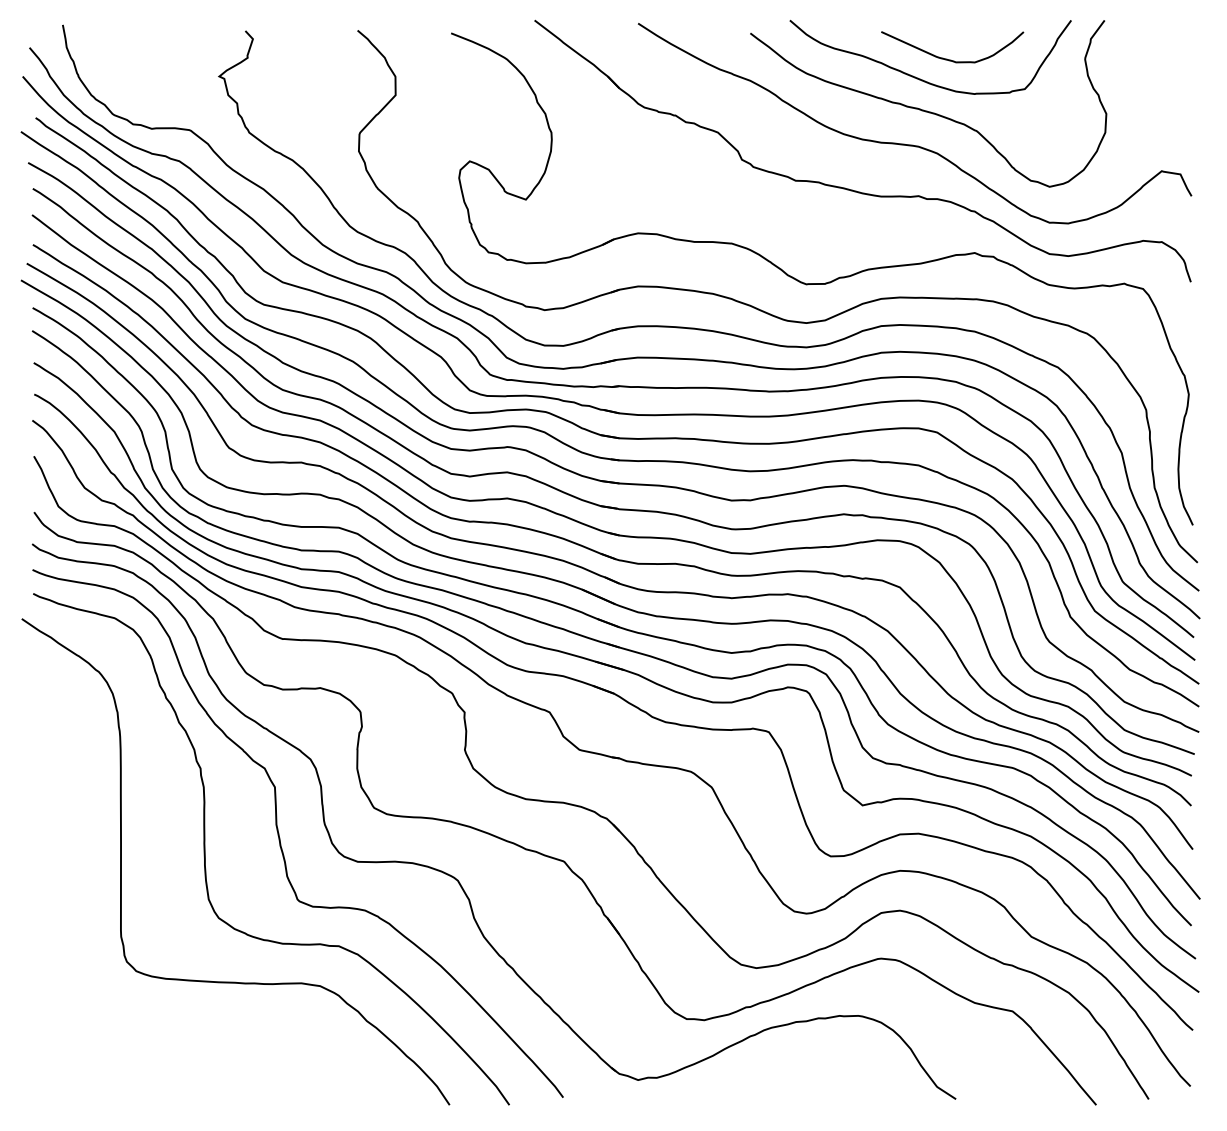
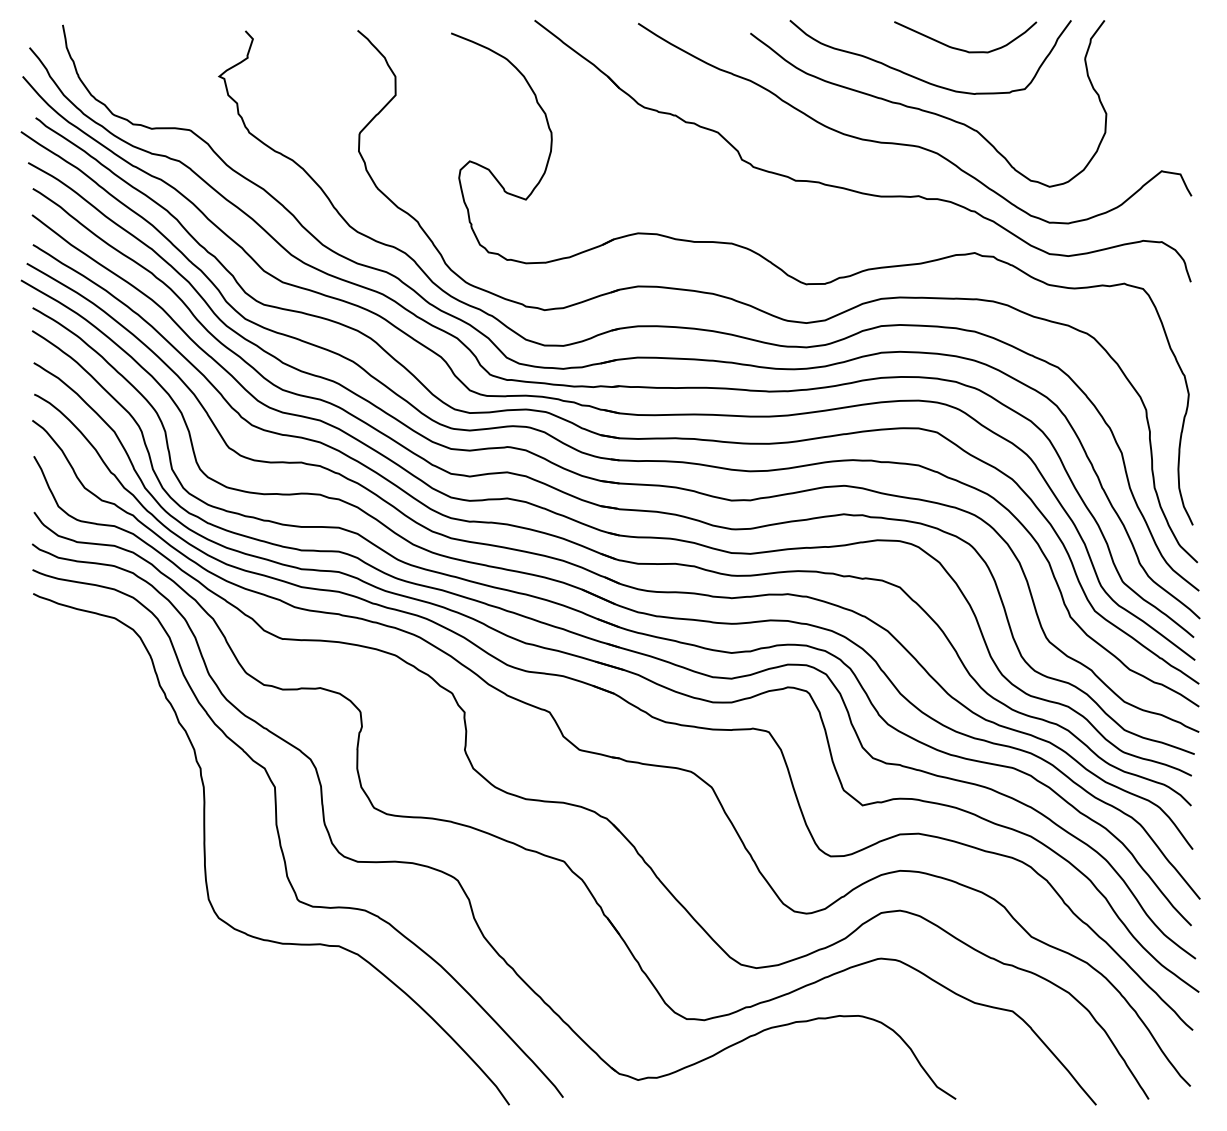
curve position: (951, 59) -> (964, 49) (964, 49)
curve: present -> none (121, 861)
